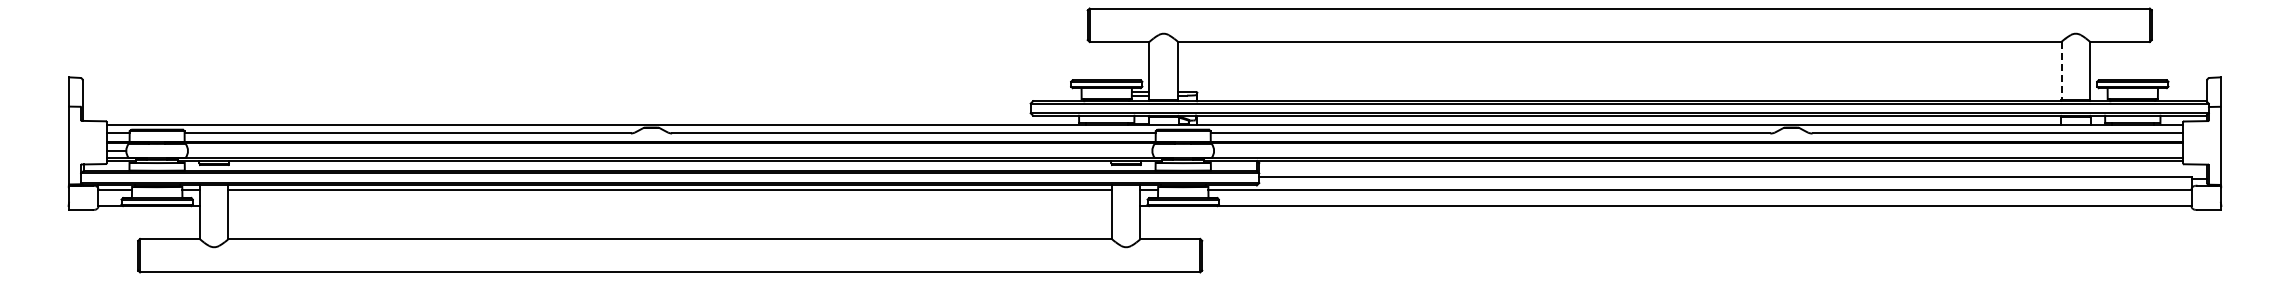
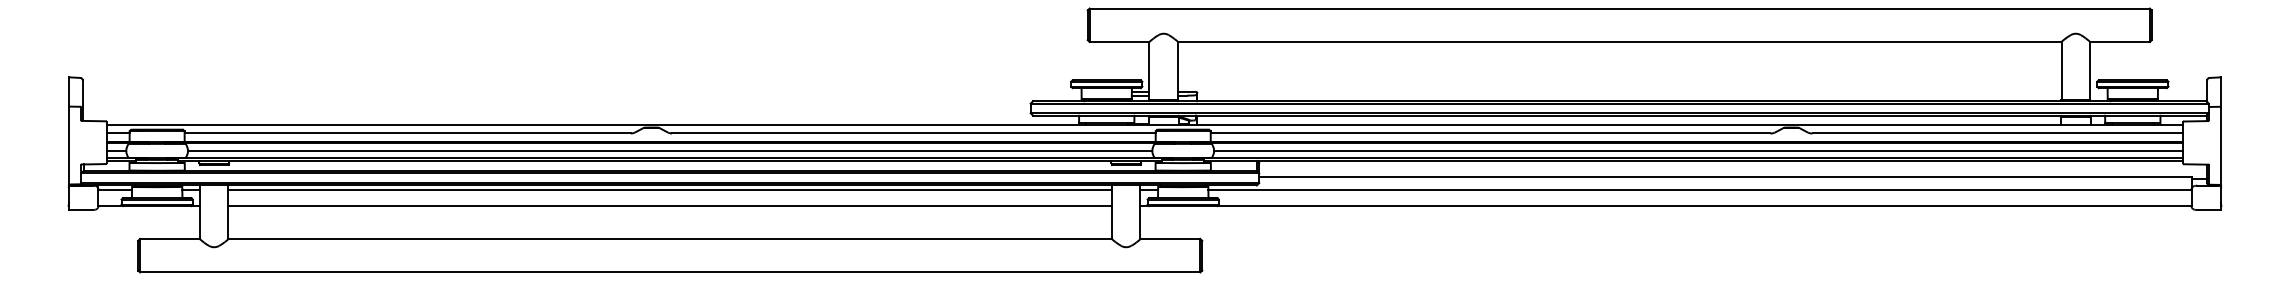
line: dashed -> solid (2061, 70)
line: none -> present (670, 150)
line: none -> present (1698, 150)
line: none -> present (669, 205)
